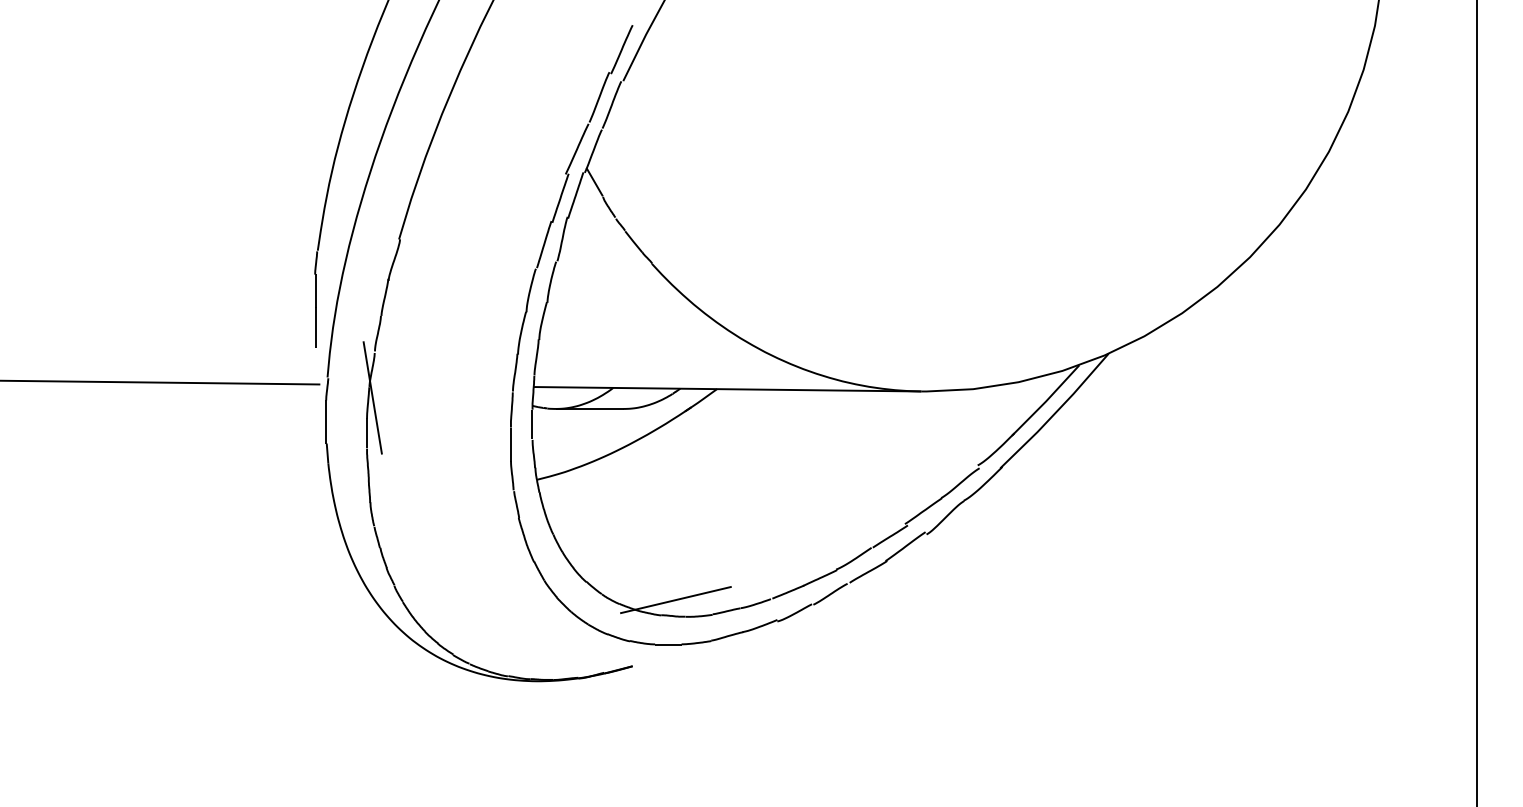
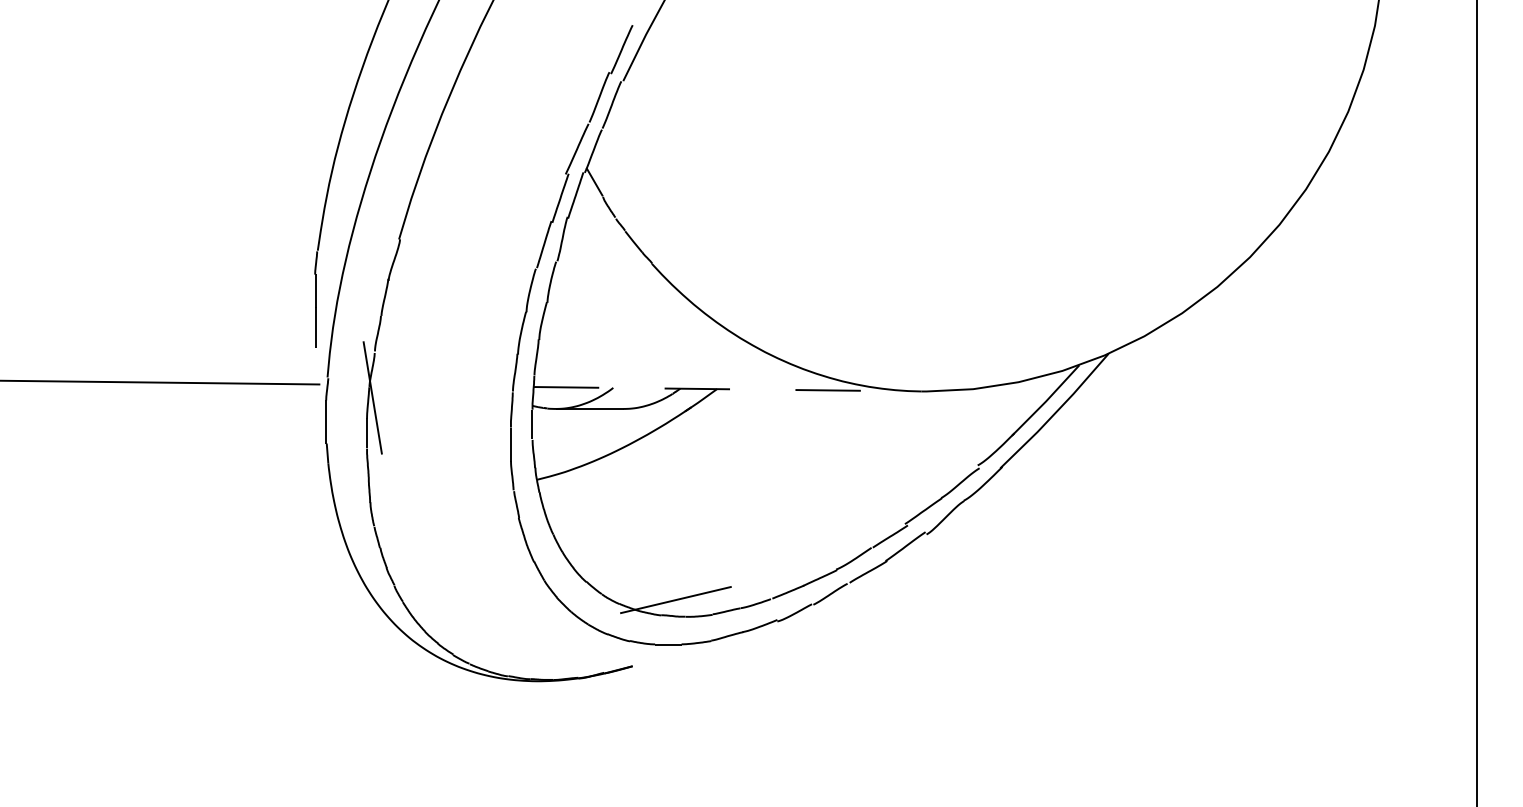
line: solid -> dashed (727, 389)
